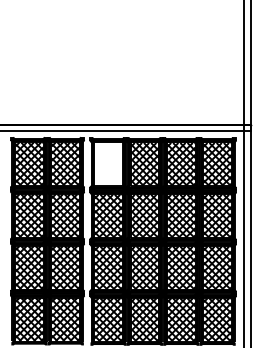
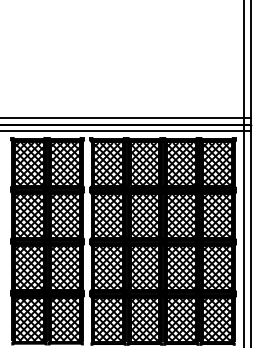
line: none -> present (126, 118)
hatch: none -> present (108, 164)
